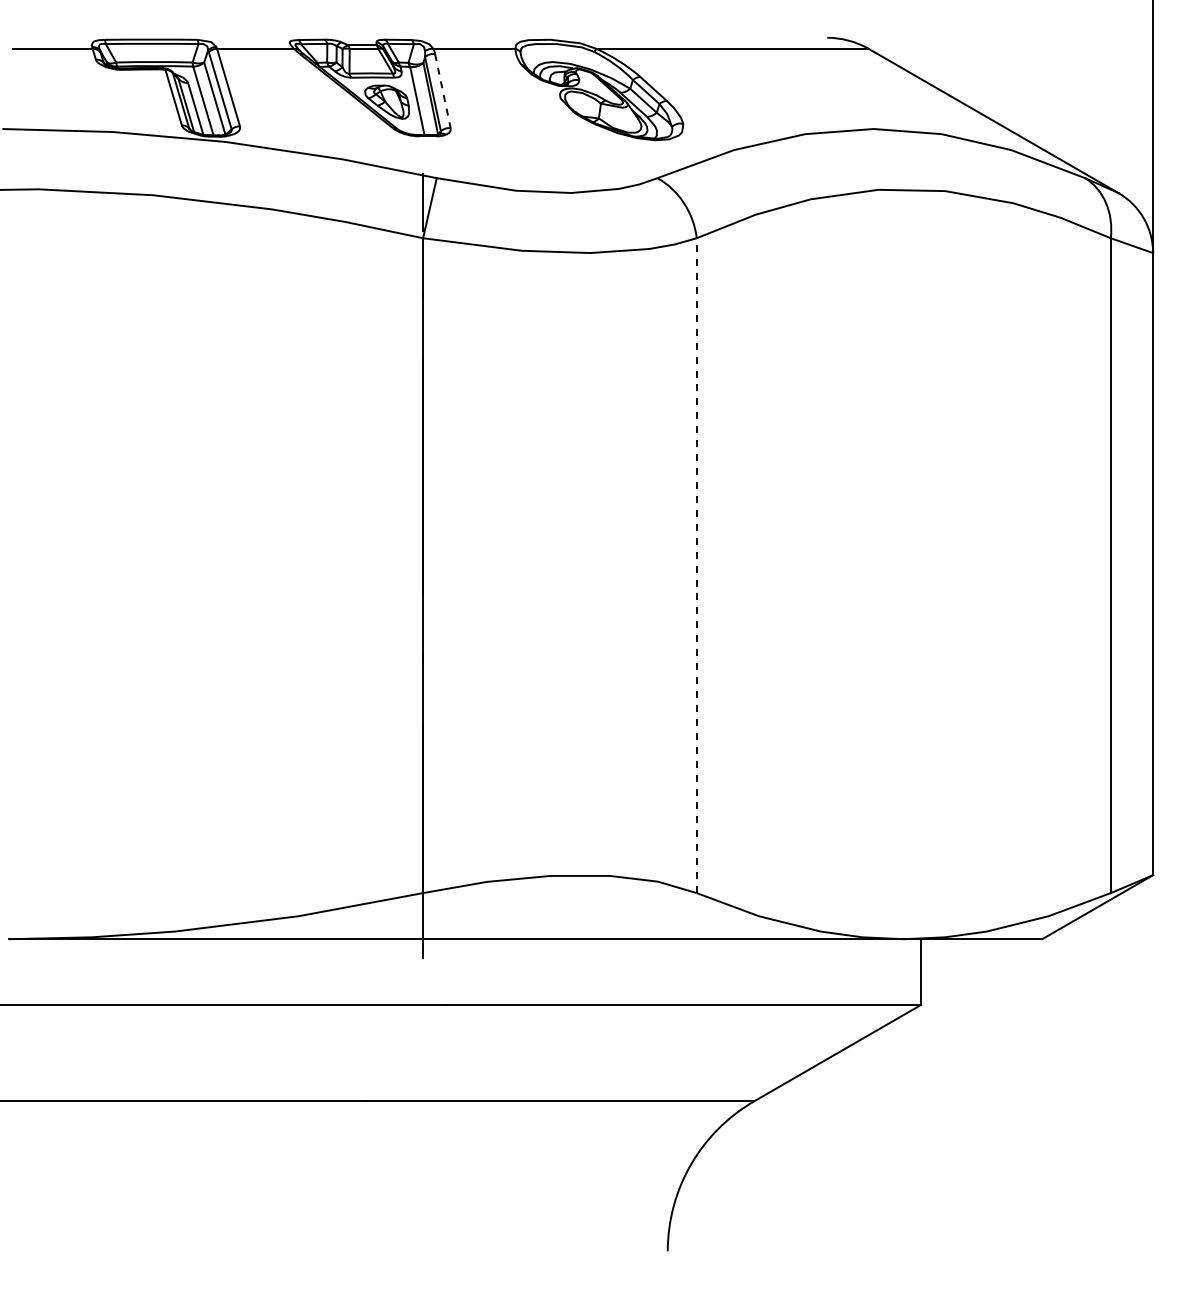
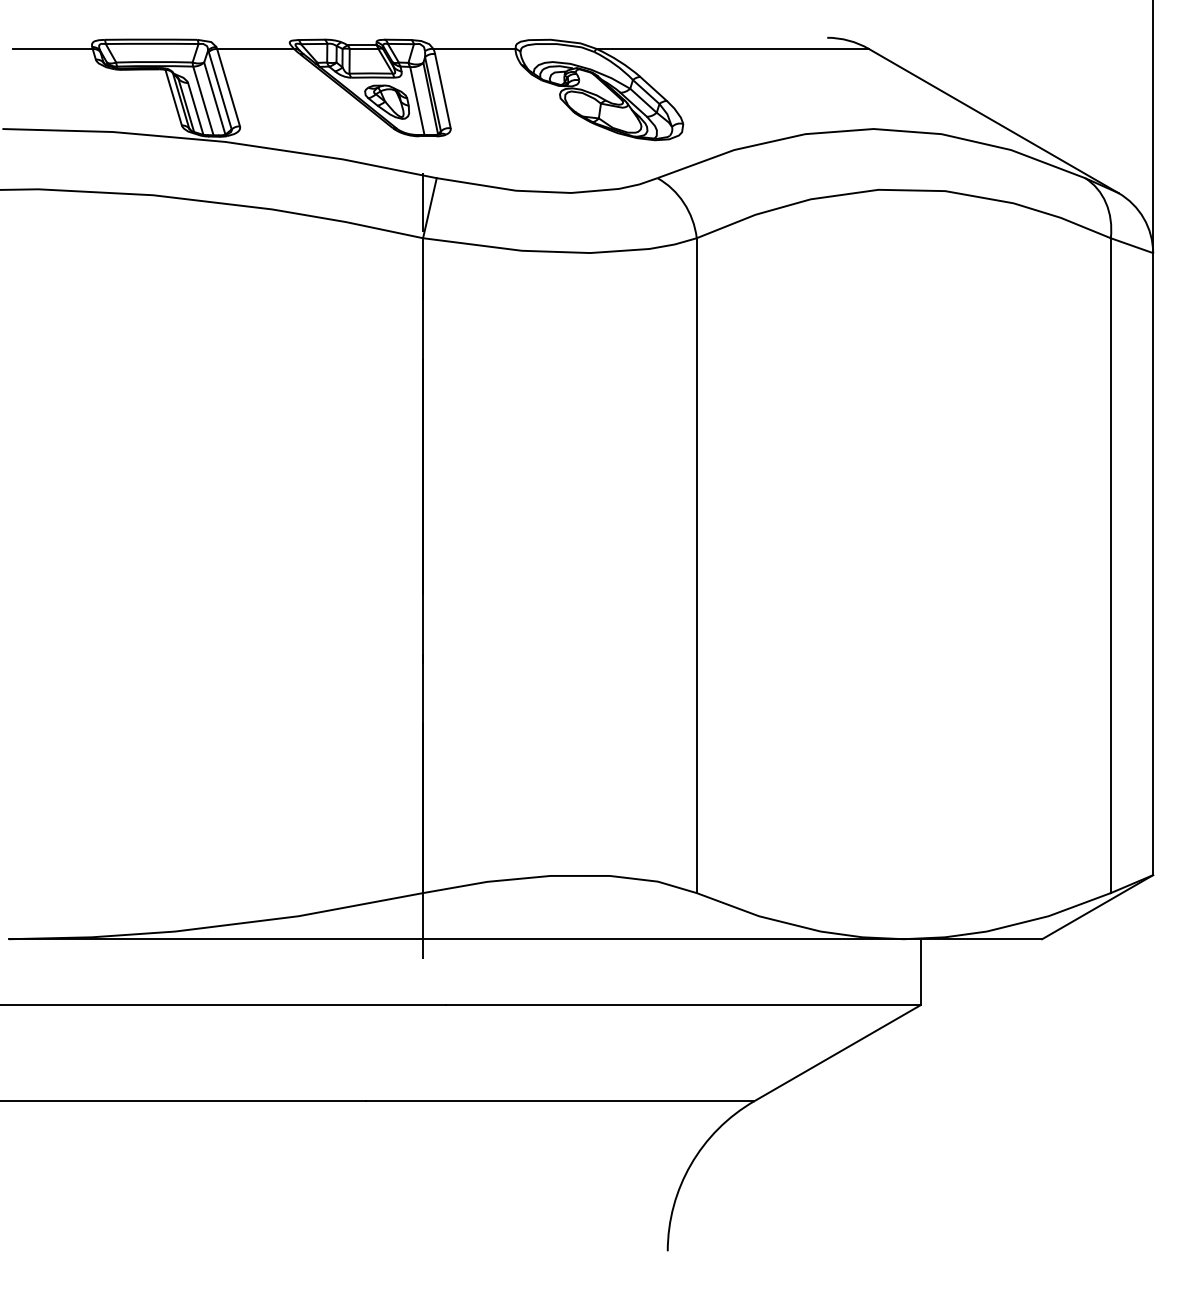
line: dashed -> solid (442, 91)
line: dashed -> solid (696, 565)
